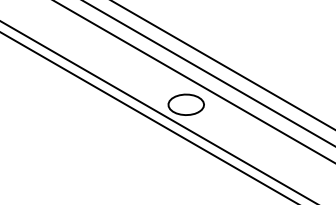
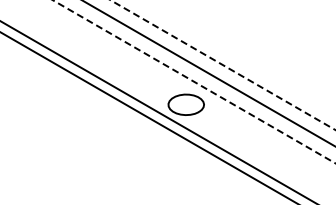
line: solid -> dashed (223, 65)
line: solid -> dashed (194, 81)
